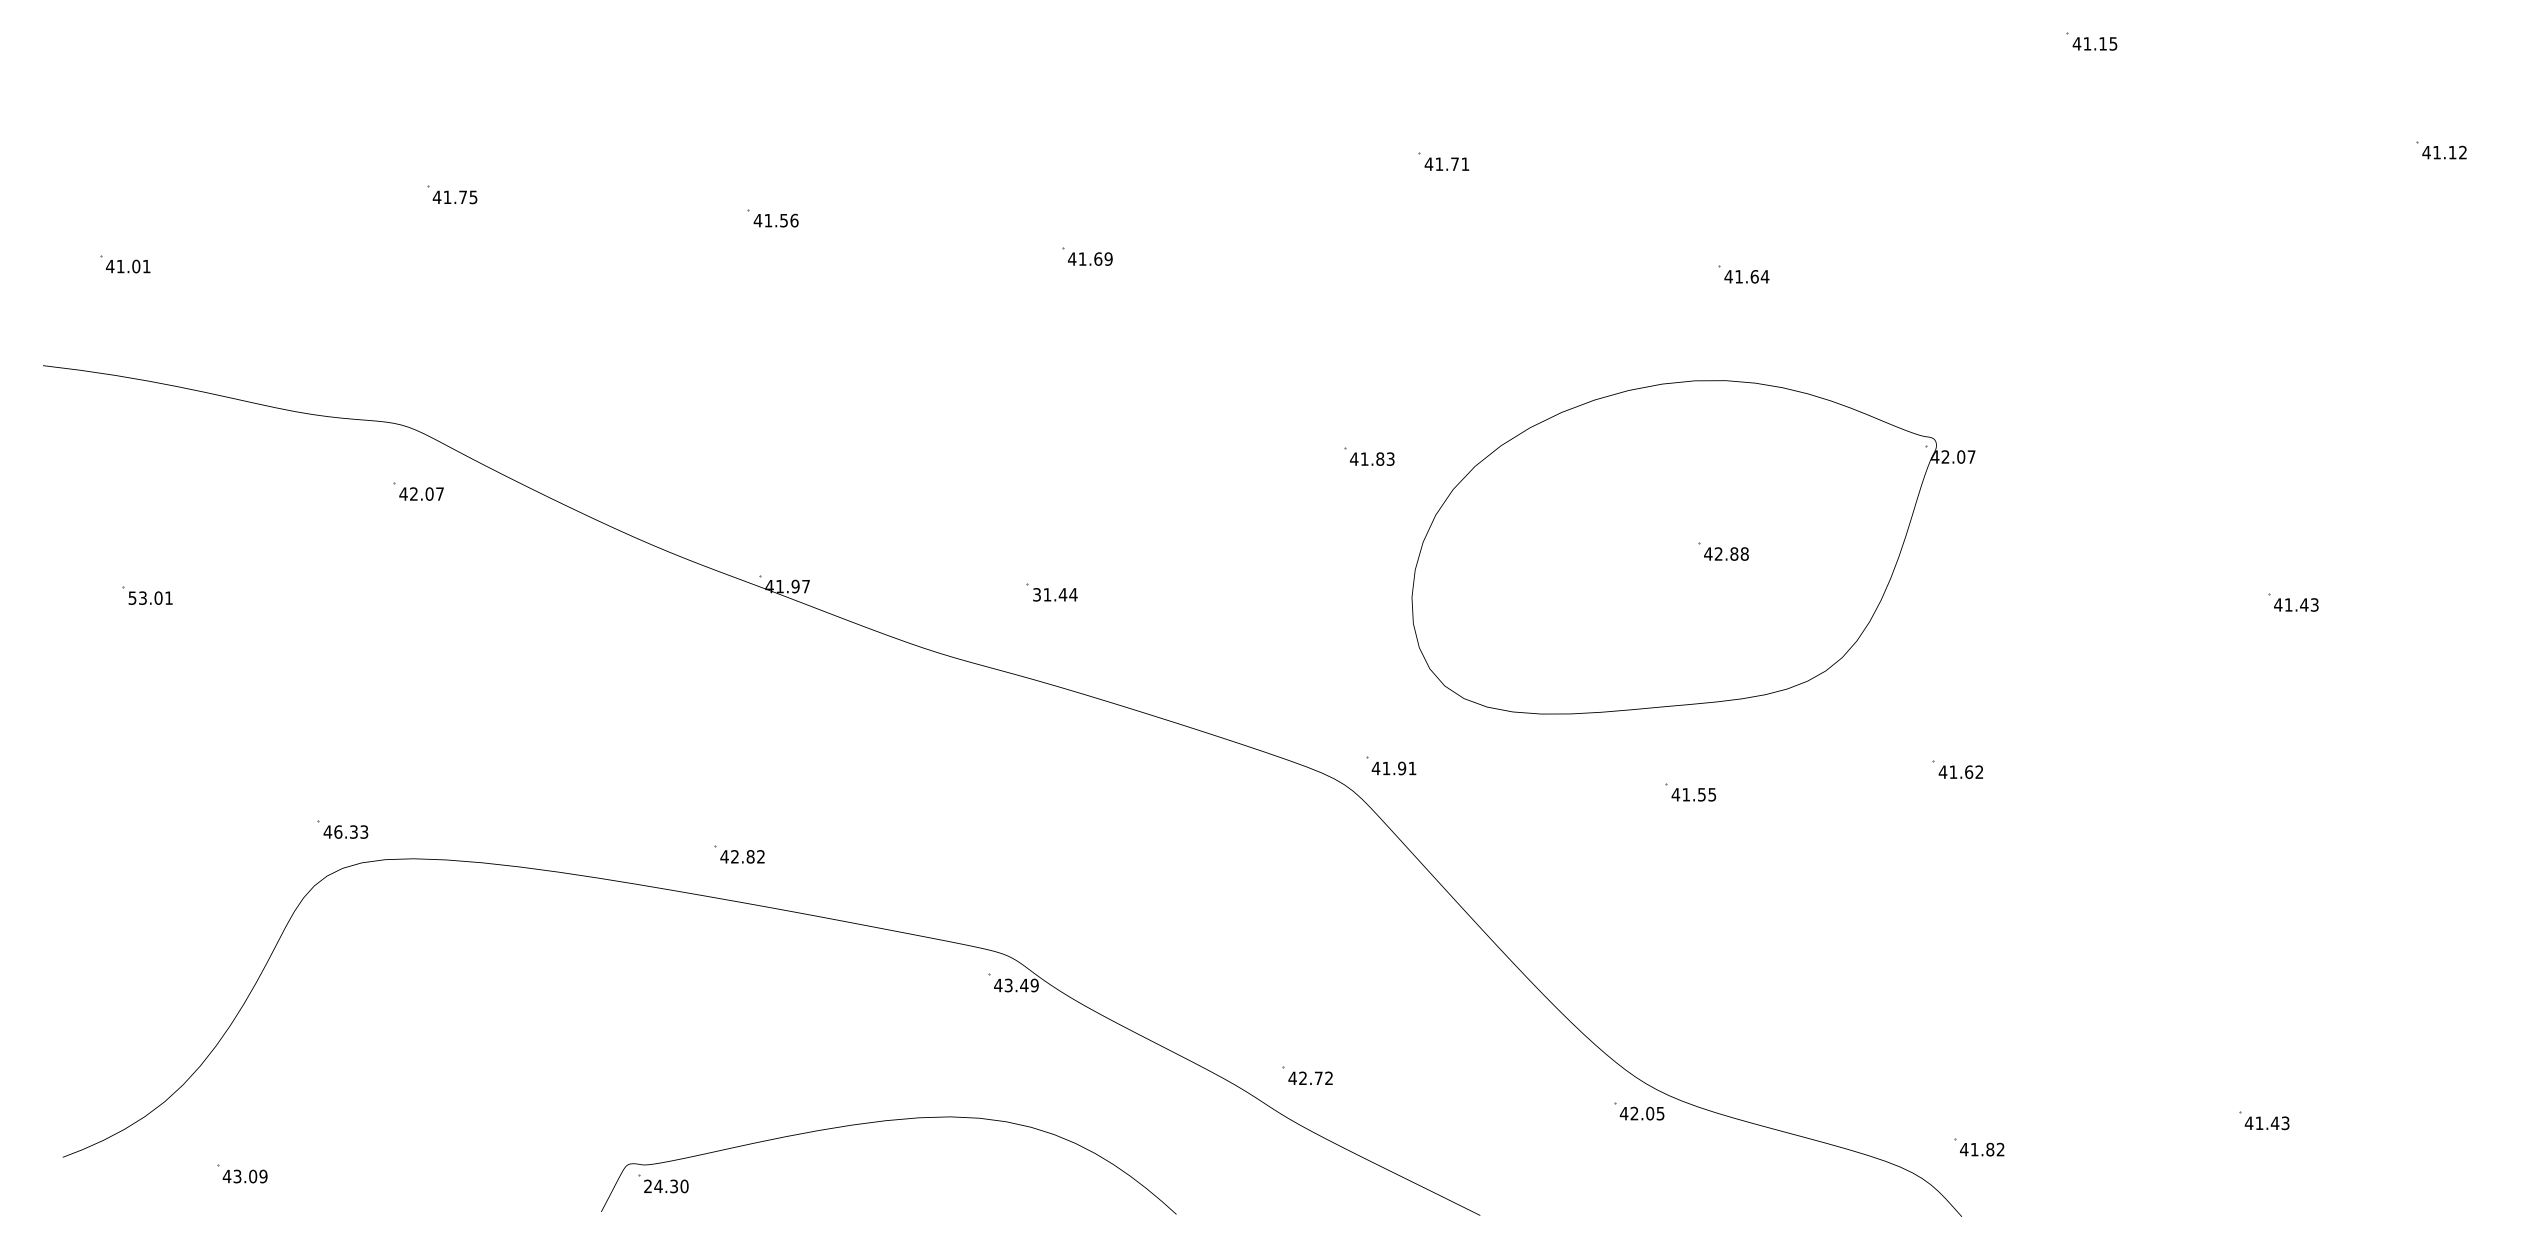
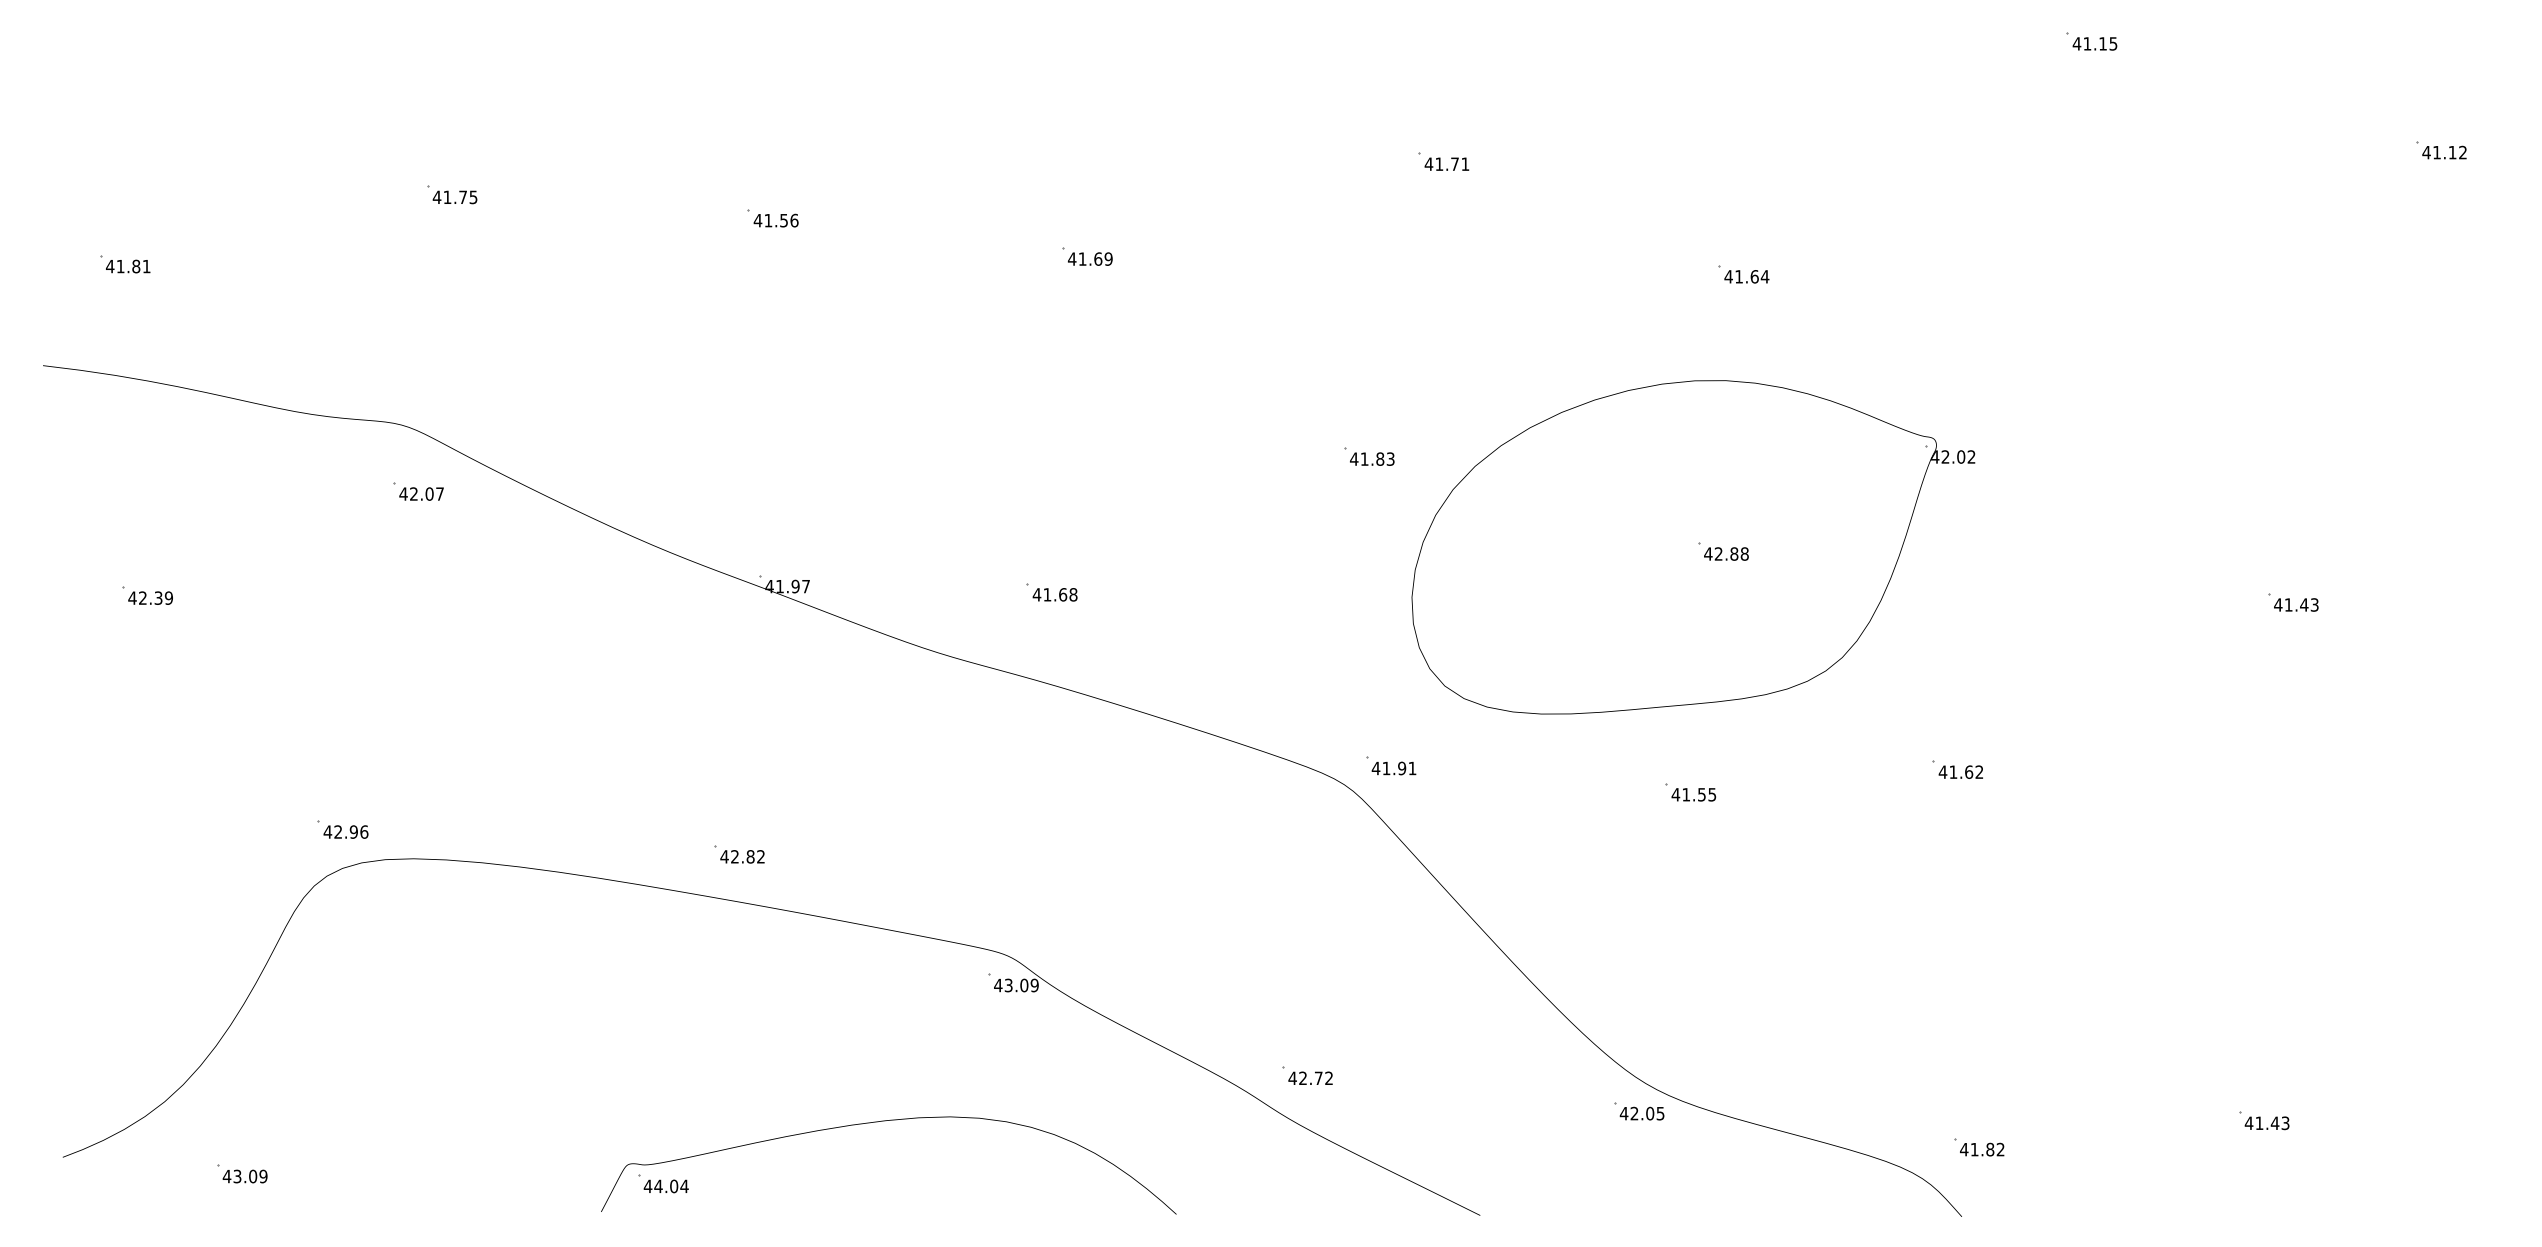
text: 41.01 -> 41.81 (136, 266)
text: 42.07 -> 42.02 (1971, 456)
text: 31.44 -> 41.68 (1054, 594)
text: 53.01 -> 42.39 (150, 597)
text: 46.33 -> 42.96 (351, 831)
text: 43.49 -> 43.09 (1024, 985)
text: 24.30 -> 44.04 (665, 1186)
